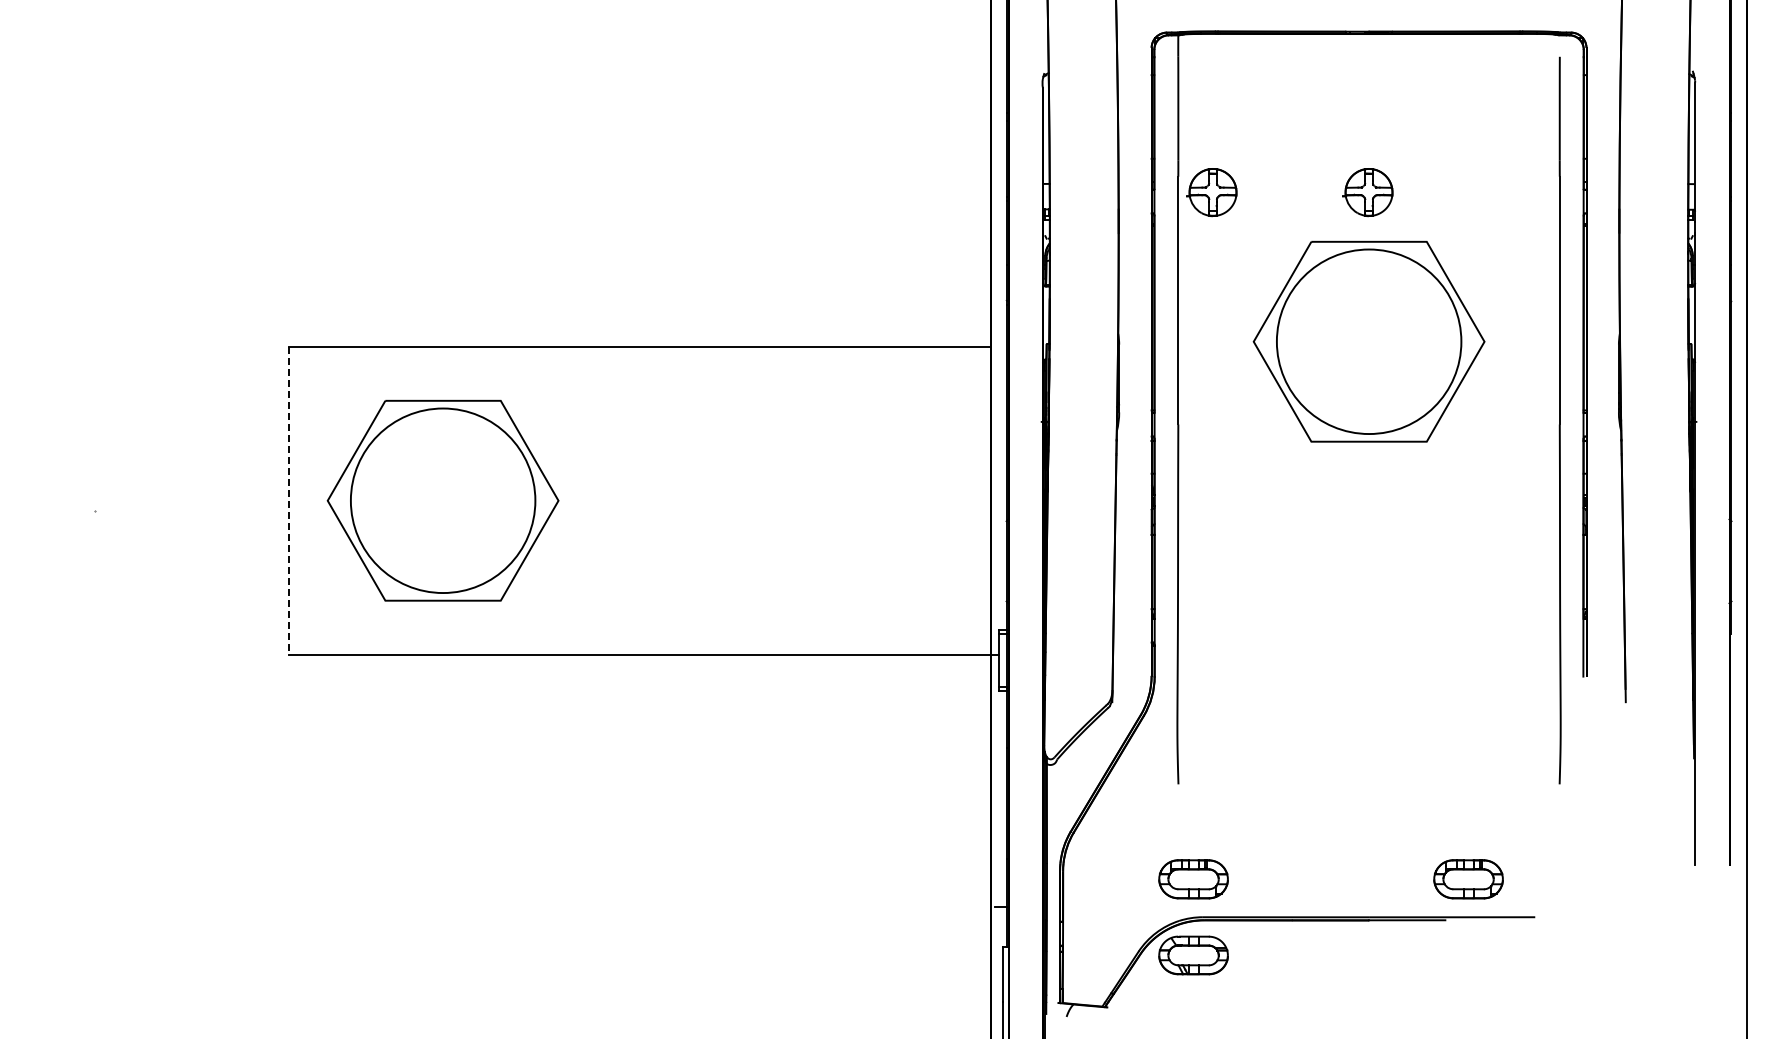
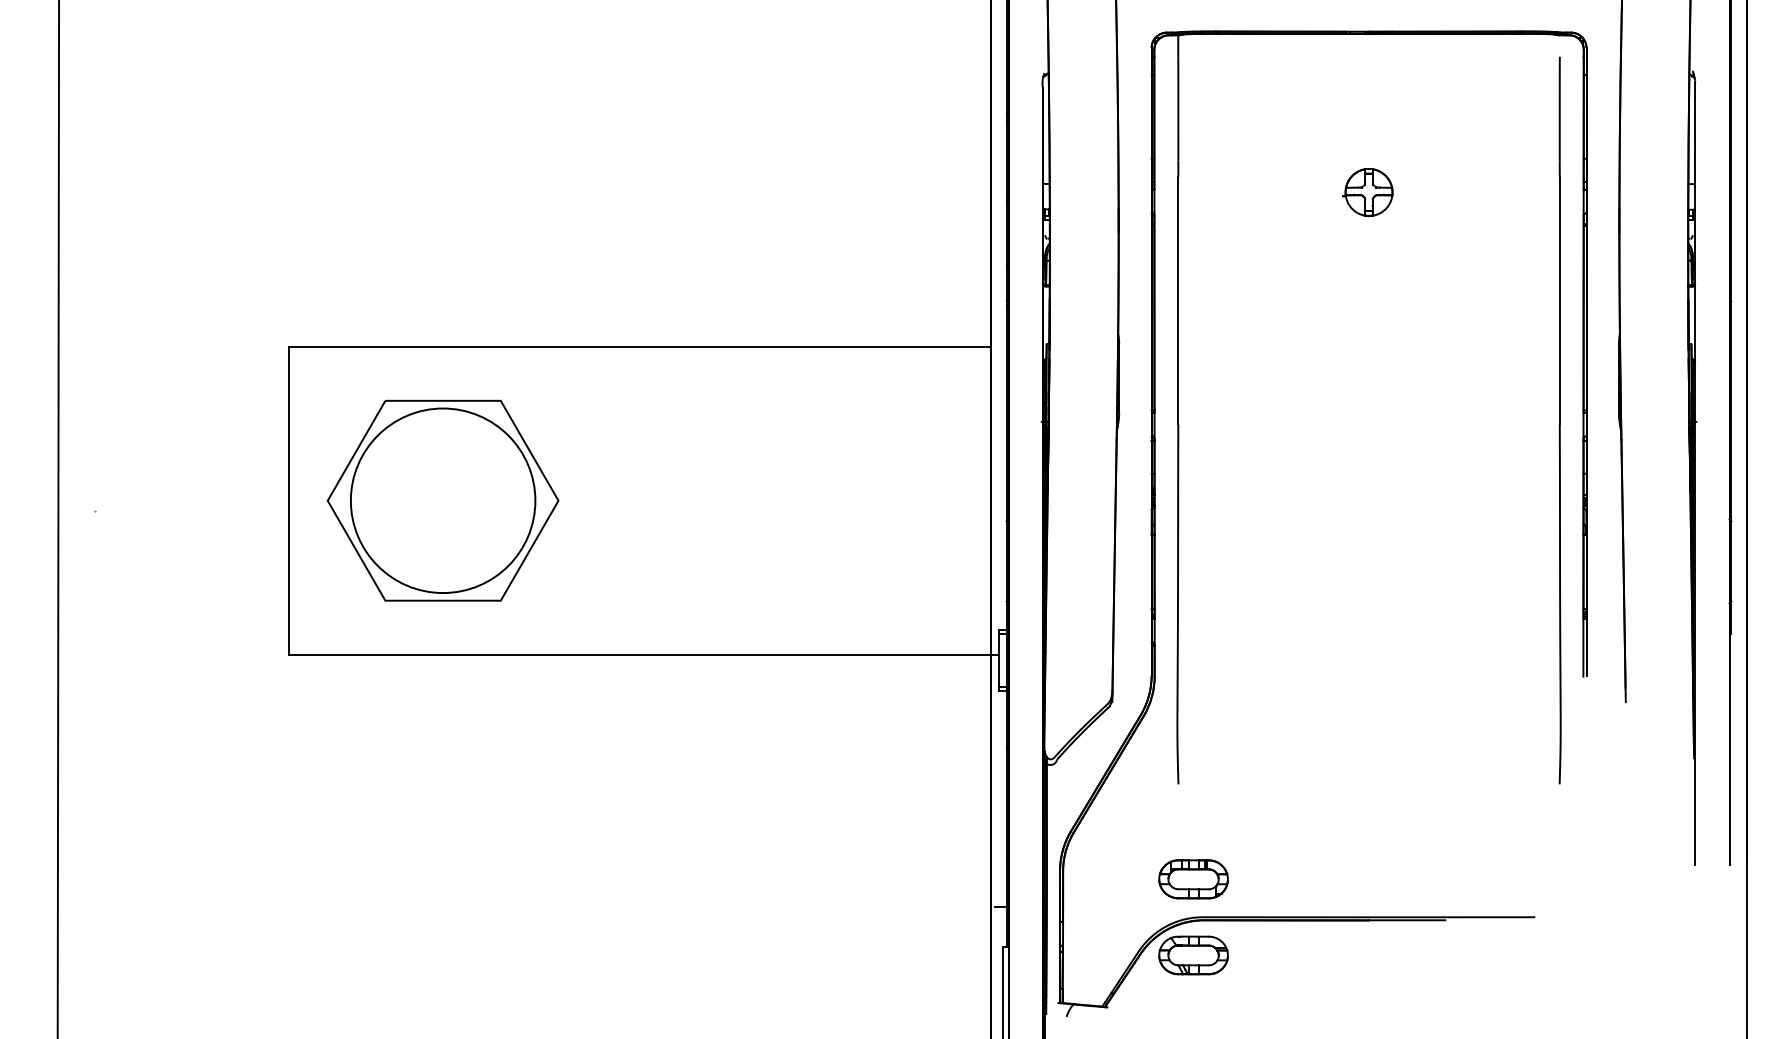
part: present -> none (1211, 192)
part: present -> none (1368, 341)
line: dashed -> solid (289, 500)
line: none -> present (58, 518)
part: present -> none (1468, 879)
